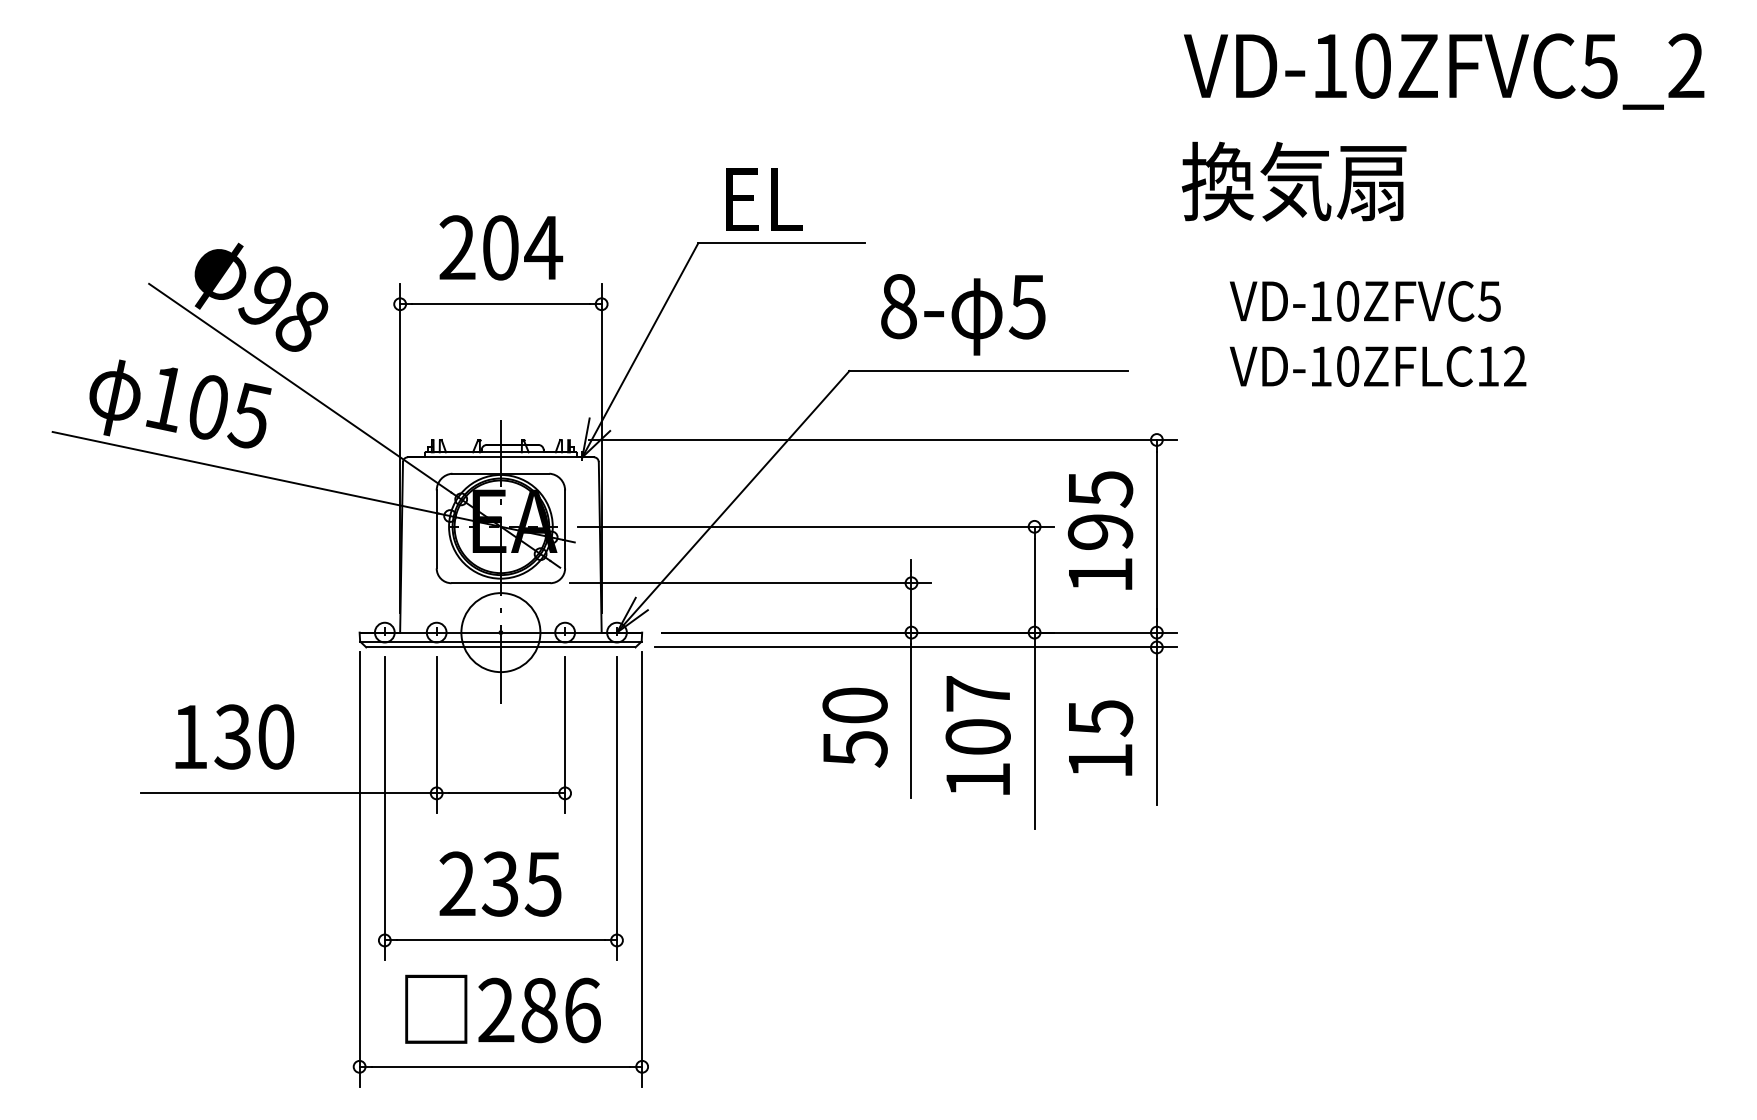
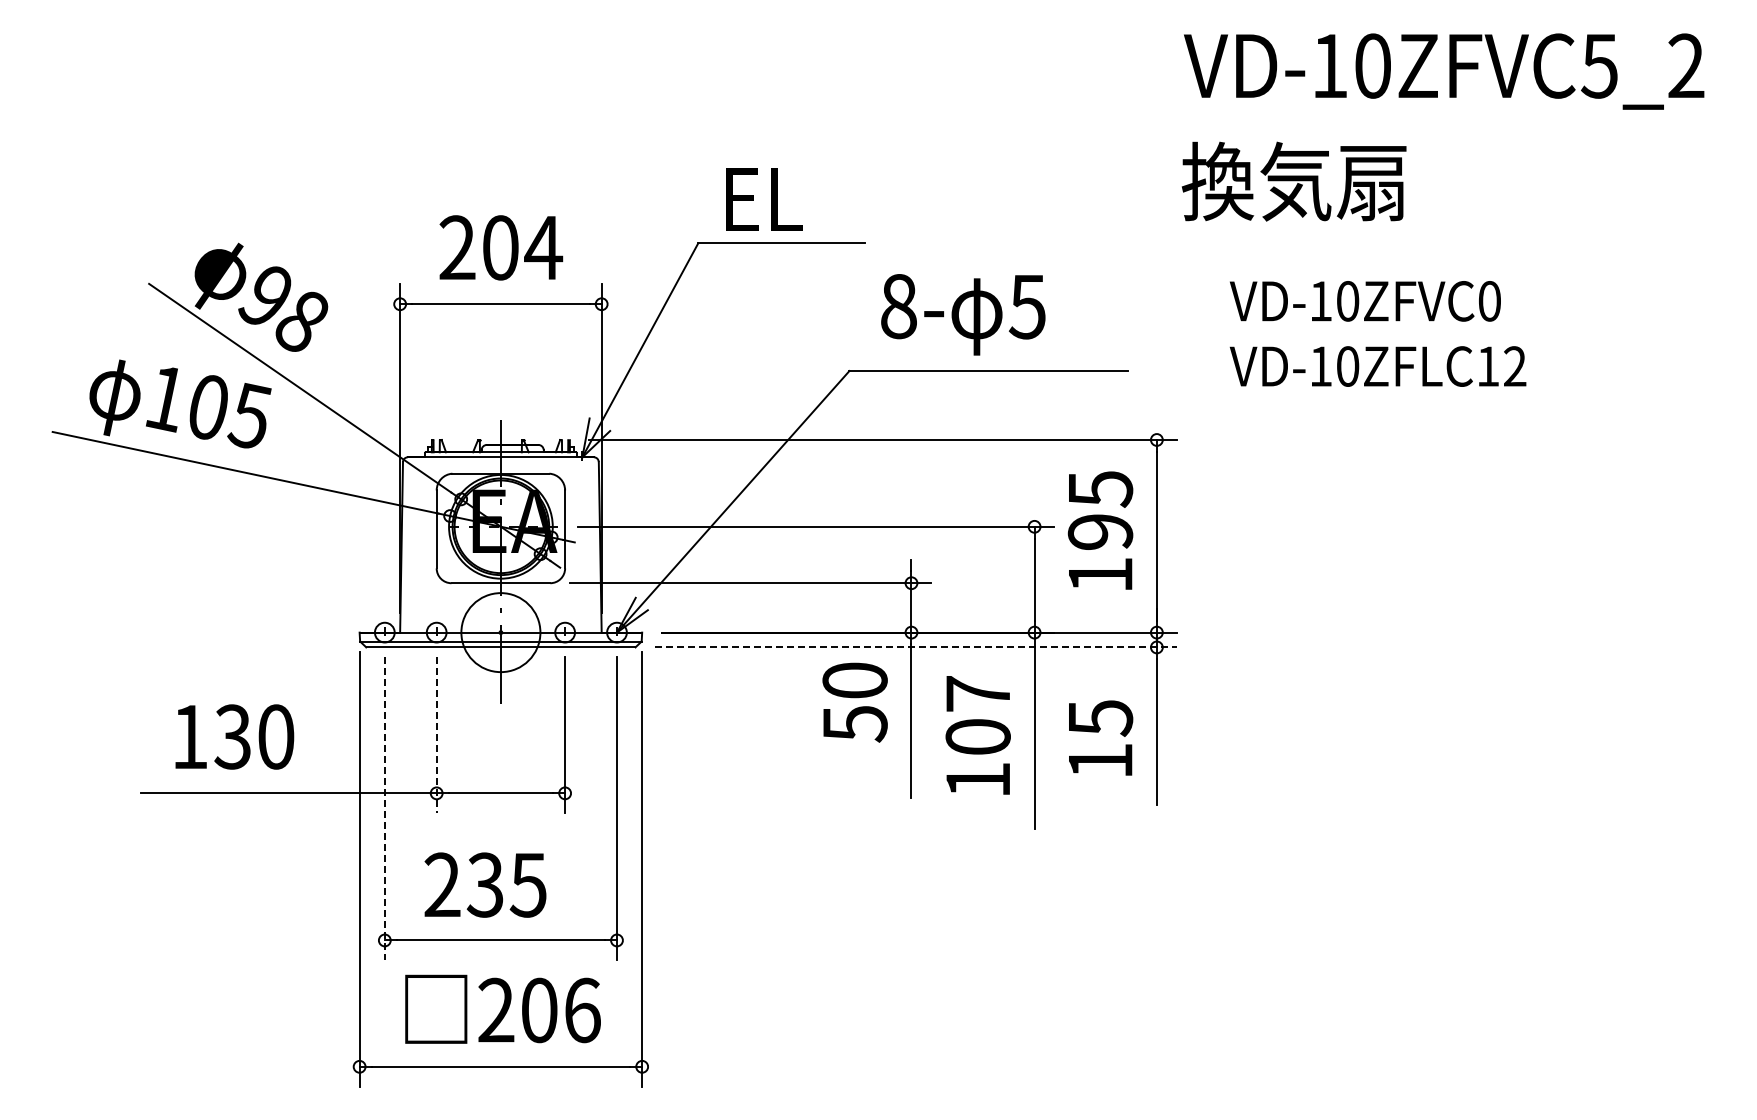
text: VD-10ZFVC5 -> VD-10ZFVC0 (1489, 301)
line: solid -> dashed (915, 647)
text position: (854, 727) -> (854, 702) (854, 702)
line: solid -> dashed (436, 735)
line: solid -> dashed (384, 809)
text position: (500, 883) -> (485, 884) (485, 884)
text: 286 -> 206 (539, 1009)
